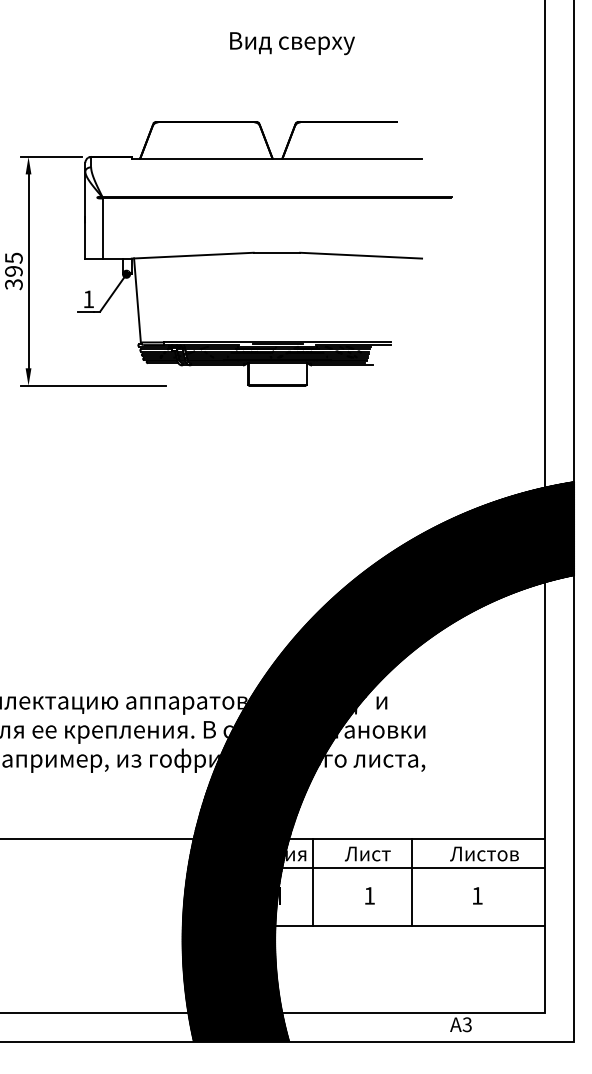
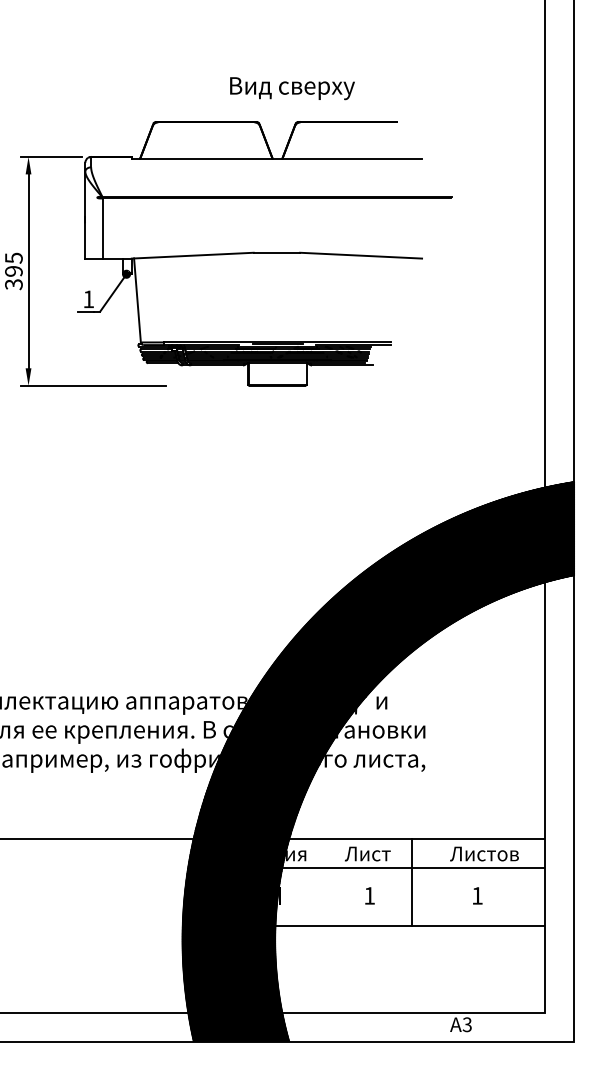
text position: (292, 43) -> (292, 88) (292, 88)
line: present -> none (312, 881)
